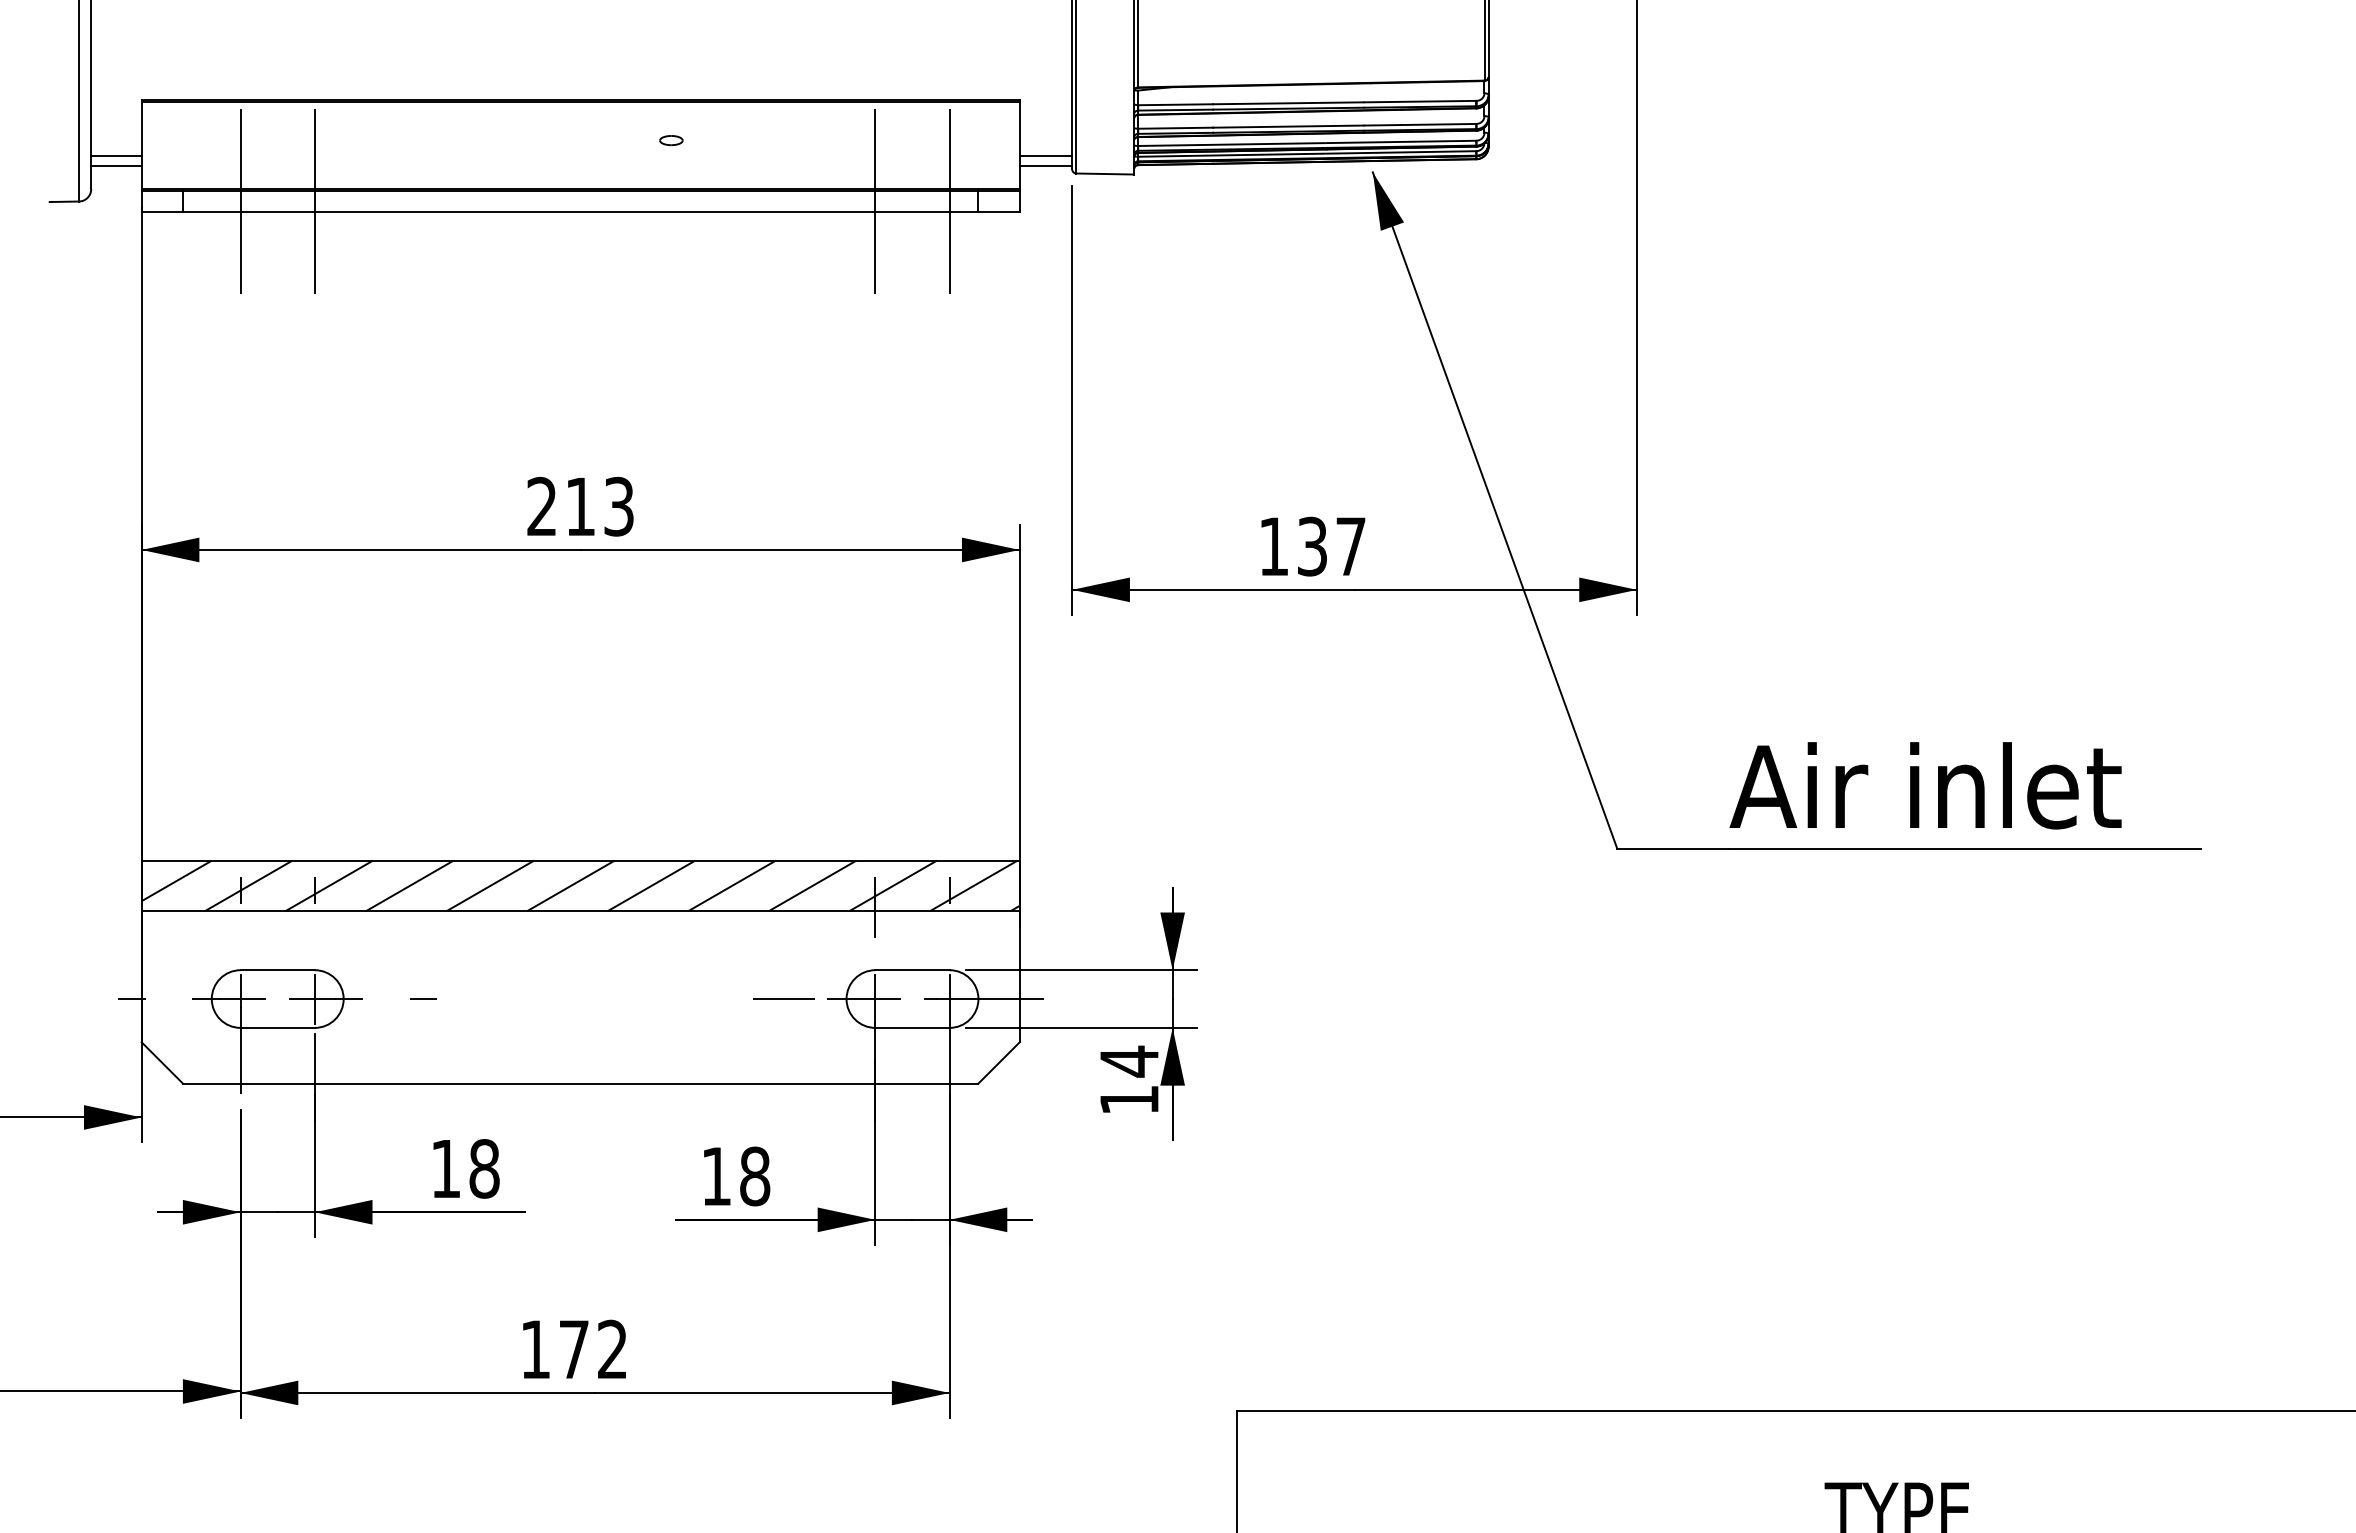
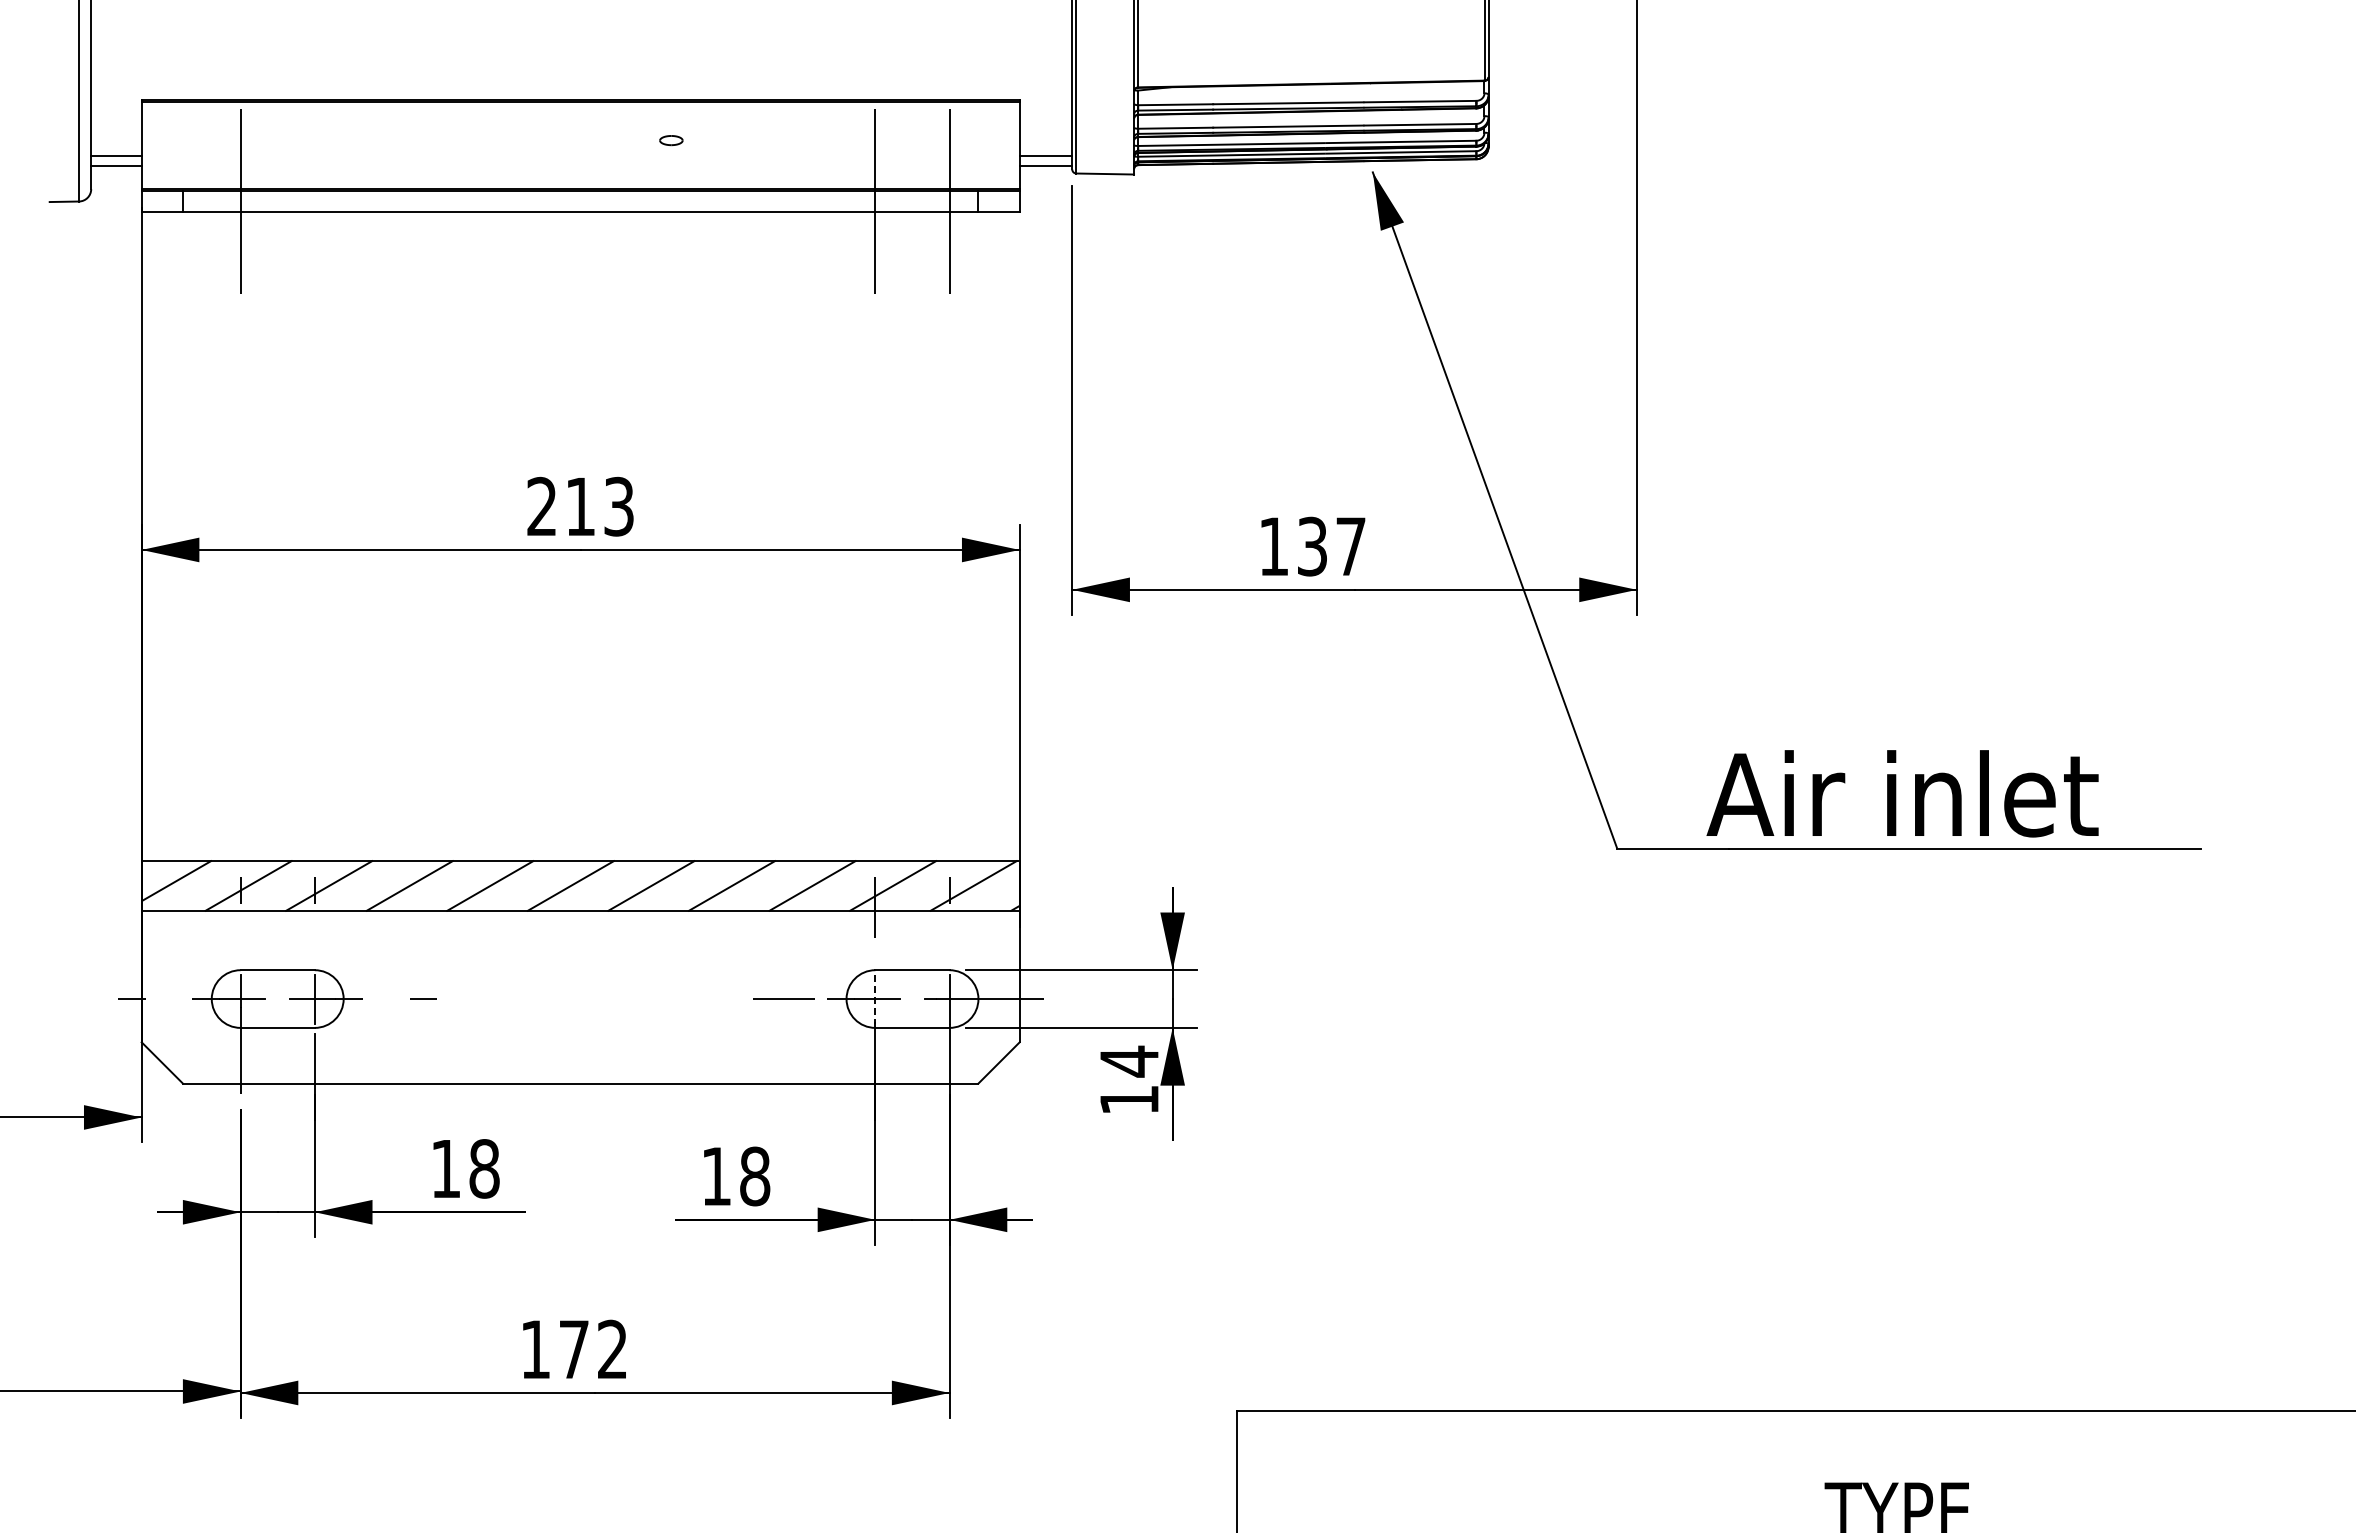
line: present -> none (314, 201)
text position: (1925, 785) -> (1902, 793) (1902, 793)
line: solid -> dashed (875, 999)
